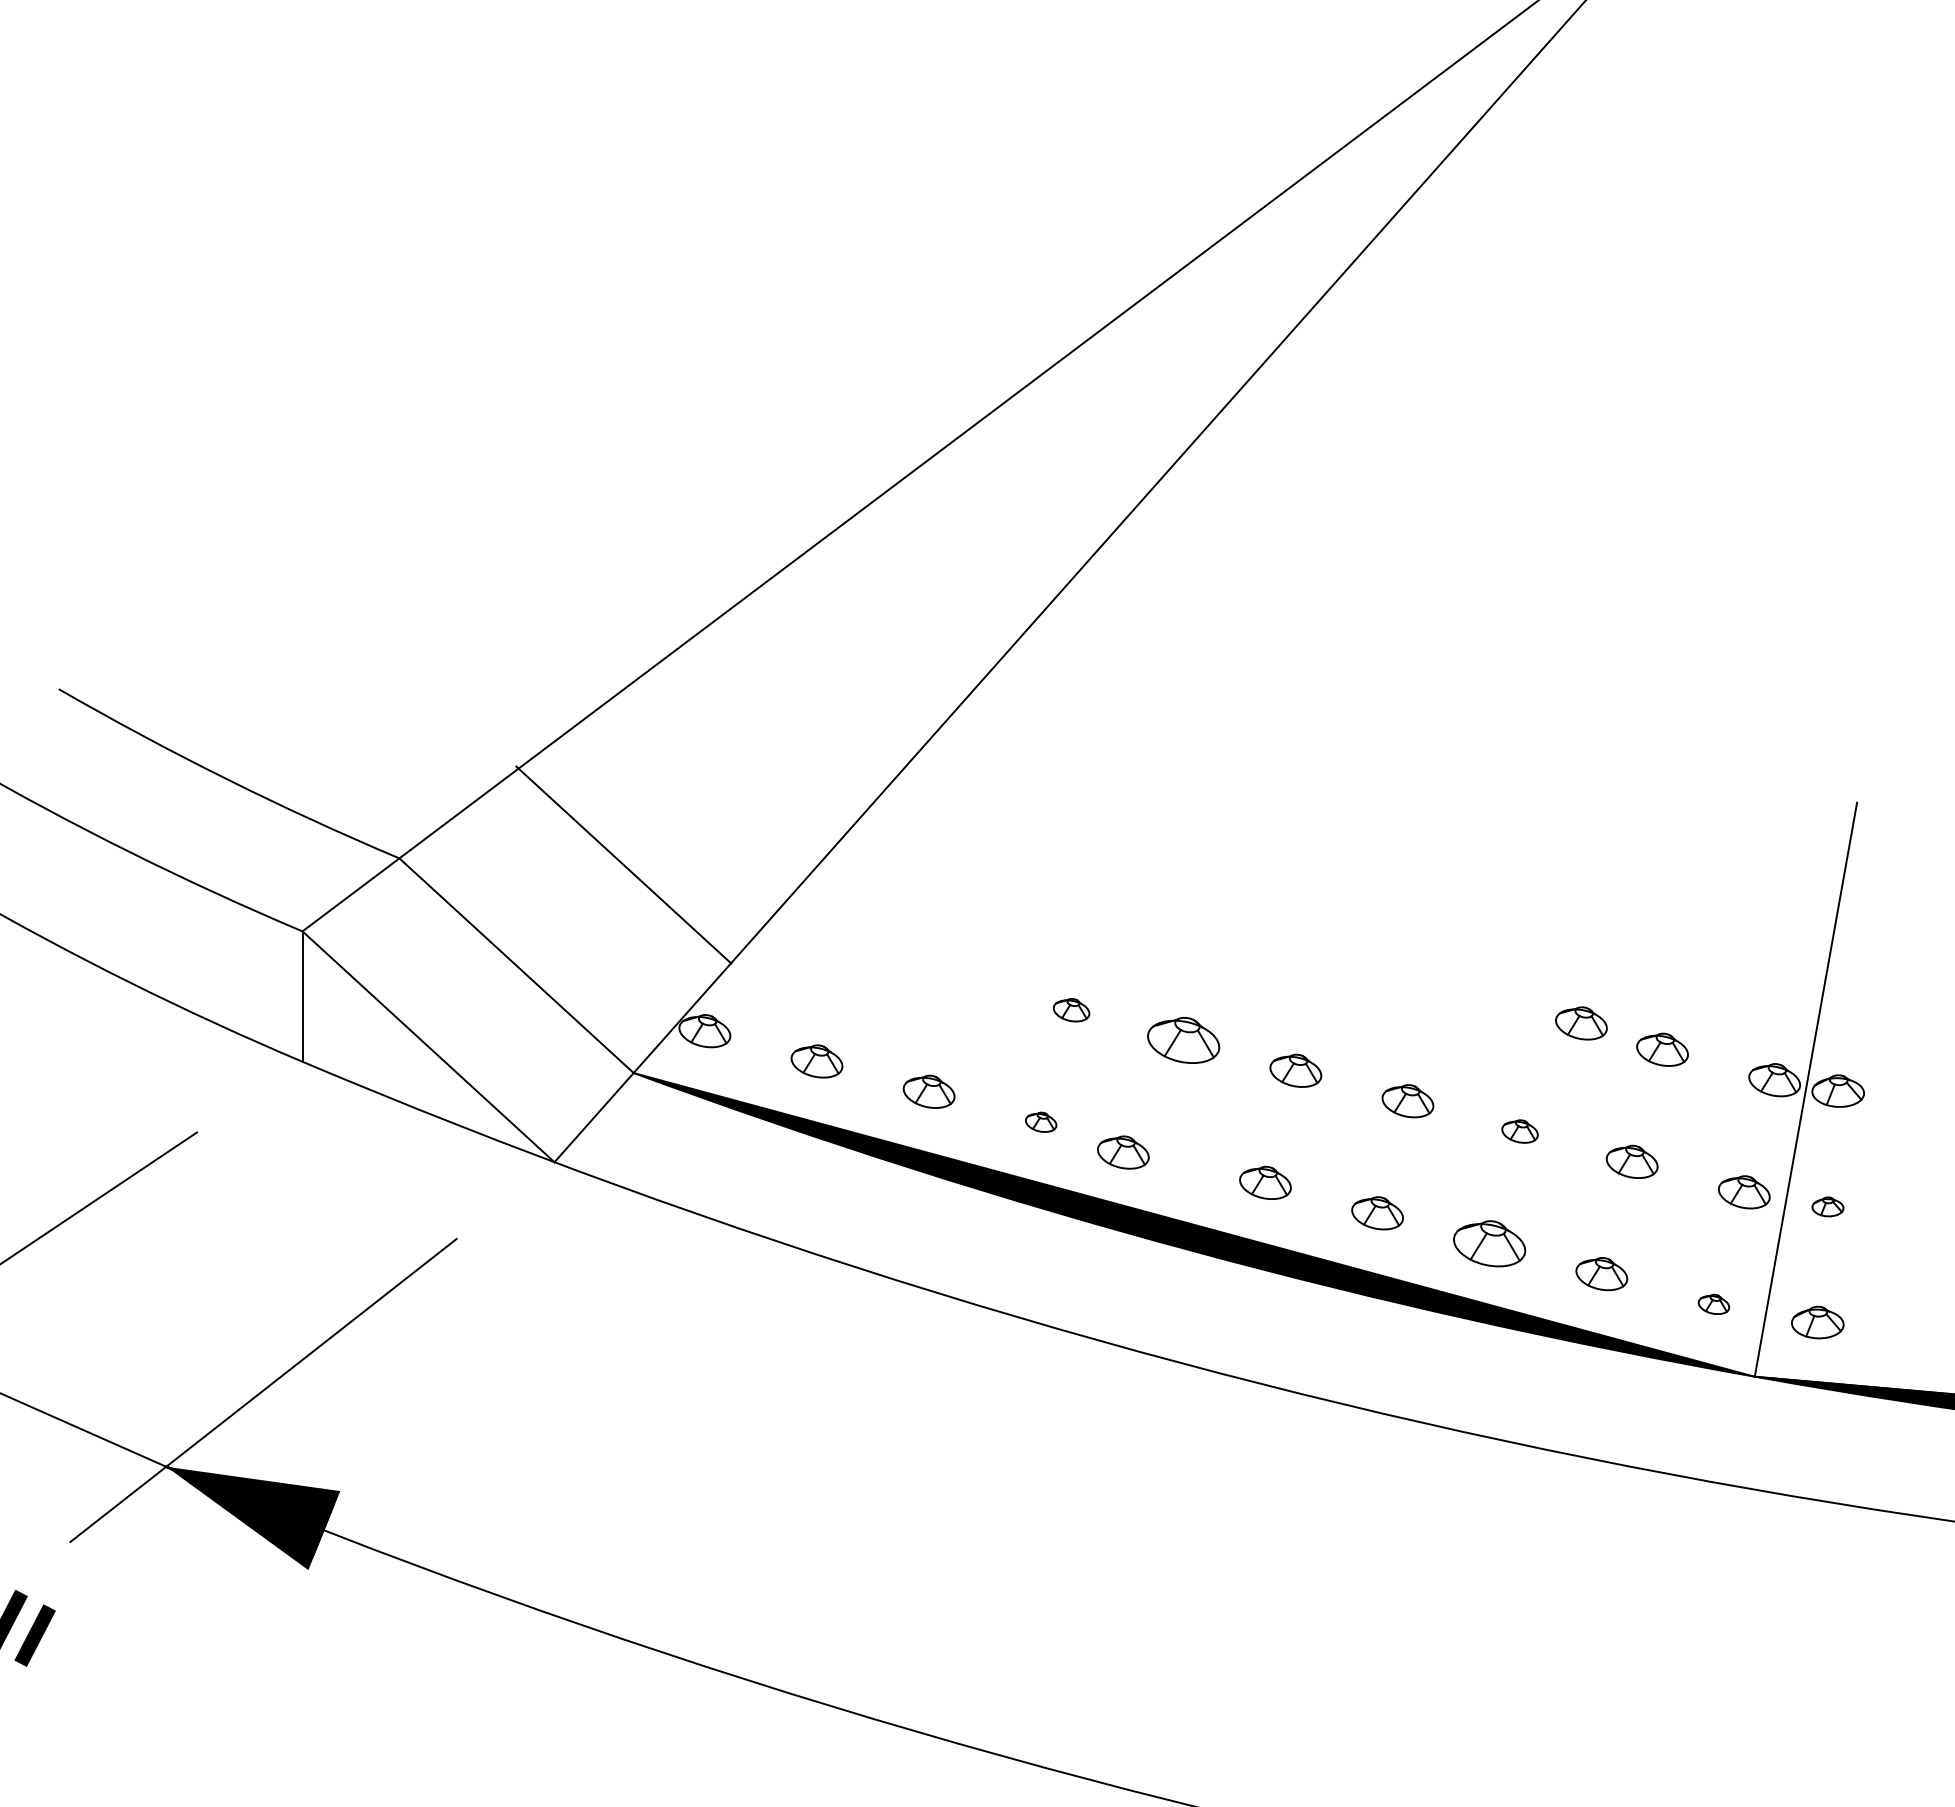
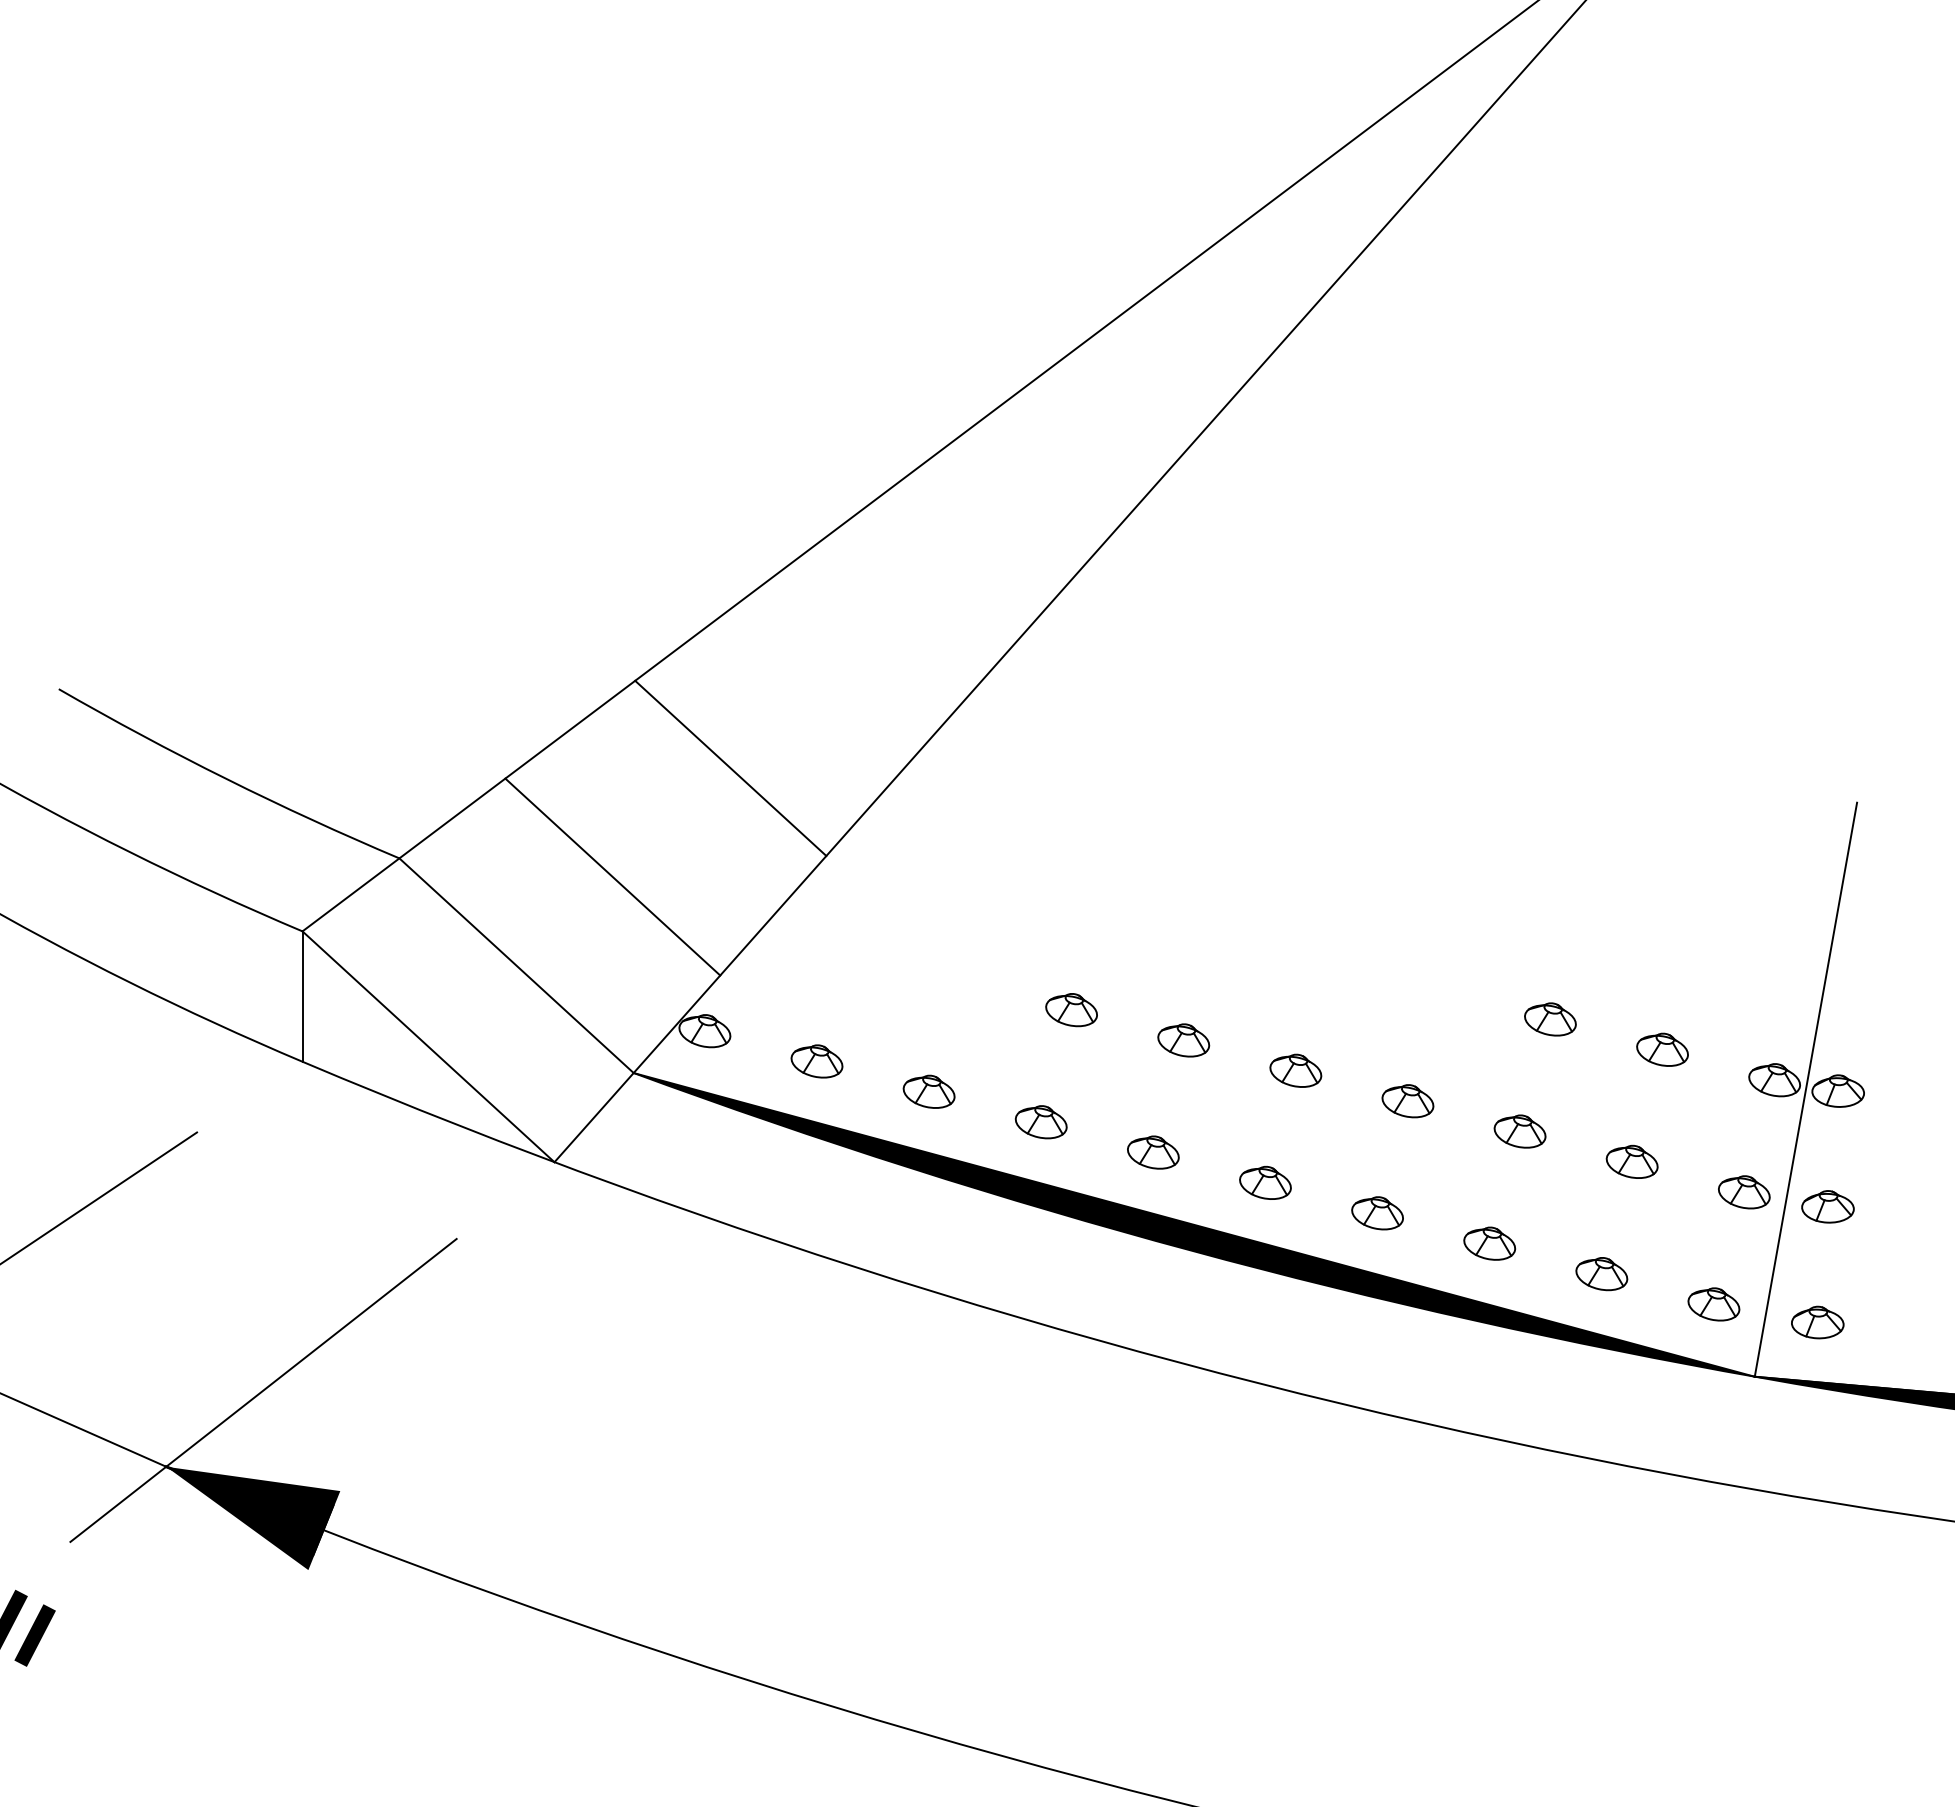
line: none -> present (730, 767)
line position: (623, 864) -> (612, 876) (612, 876)
part size: 39x25 px -> 53x35 px (1071, 1010)
part position: (1581, 1023) -> (1550, 1019) (1550, 1019)
part size: 74x47 px -> 54x35 px (1183, 1040)
part size: 33x22 px -> 54x35 px (1040, 1122)
part size: 38x25 px -> 54x35 px (1519, 1131)
part position: (1123, 1152) -> (1153, 1152) (1153, 1152)
part size: 34x22 px -> 54x34 px (1827, 1206)
part size: 74x48 px -> 54x35 px (1489, 1243)
part size: 34x22 px -> 54x35 px (1713, 1304)
